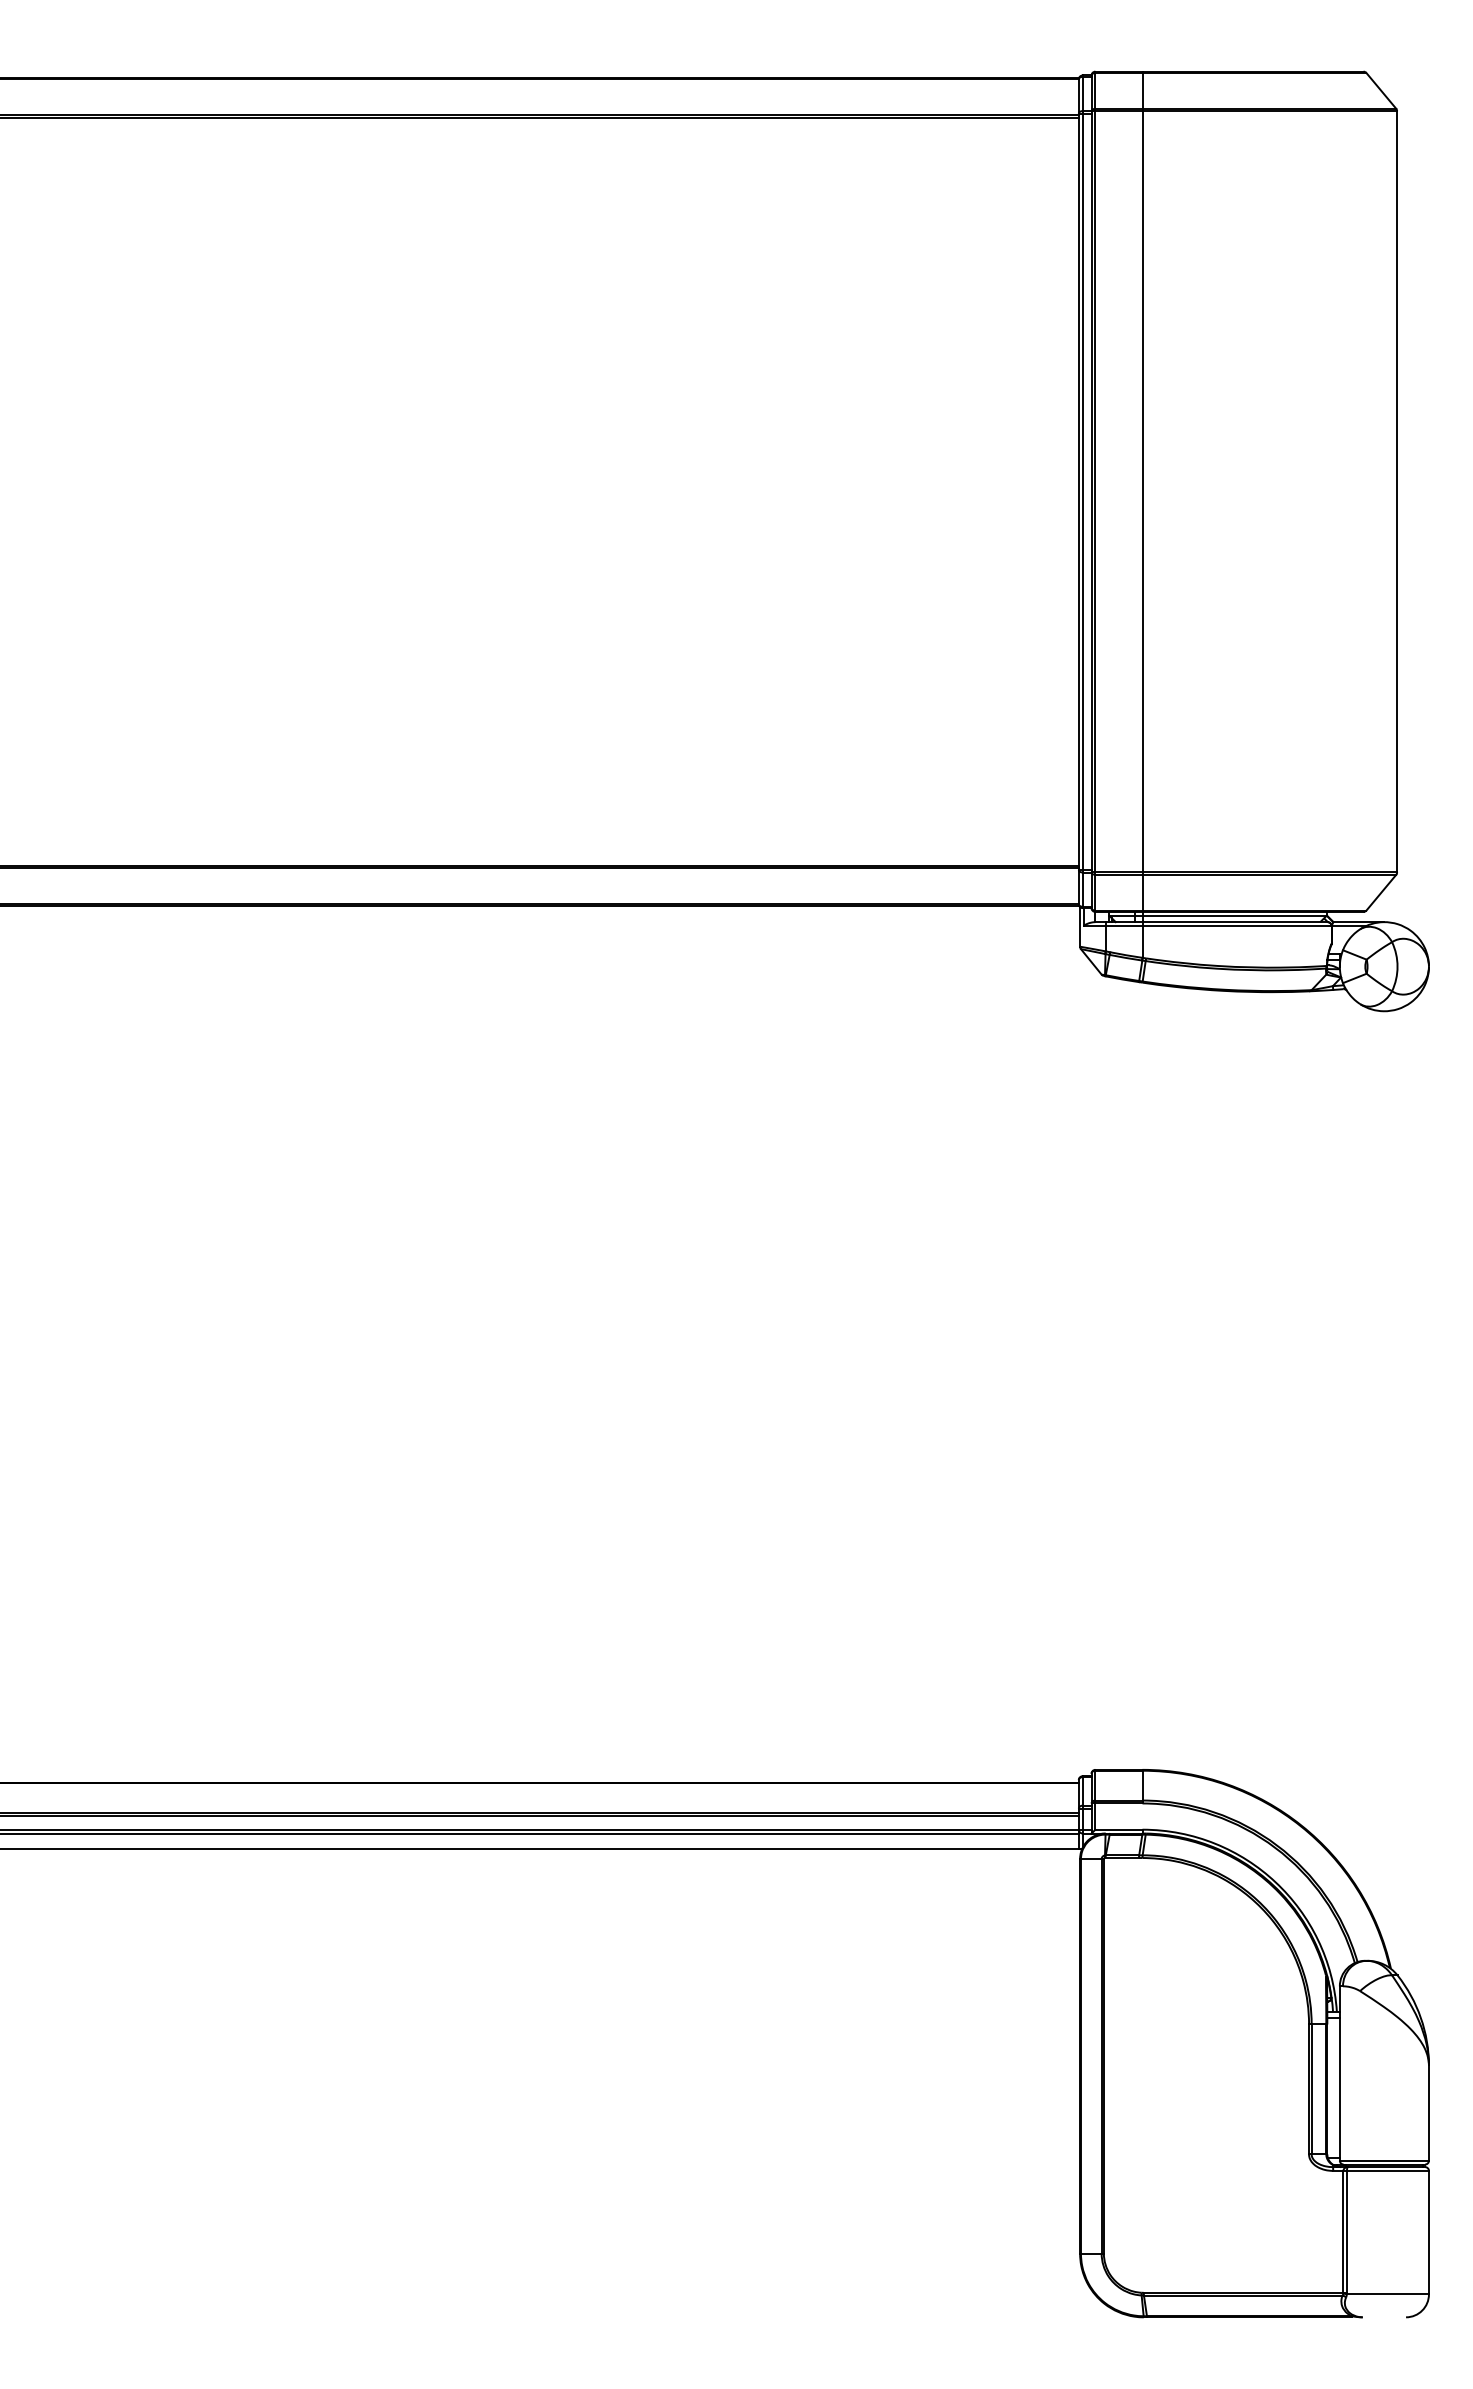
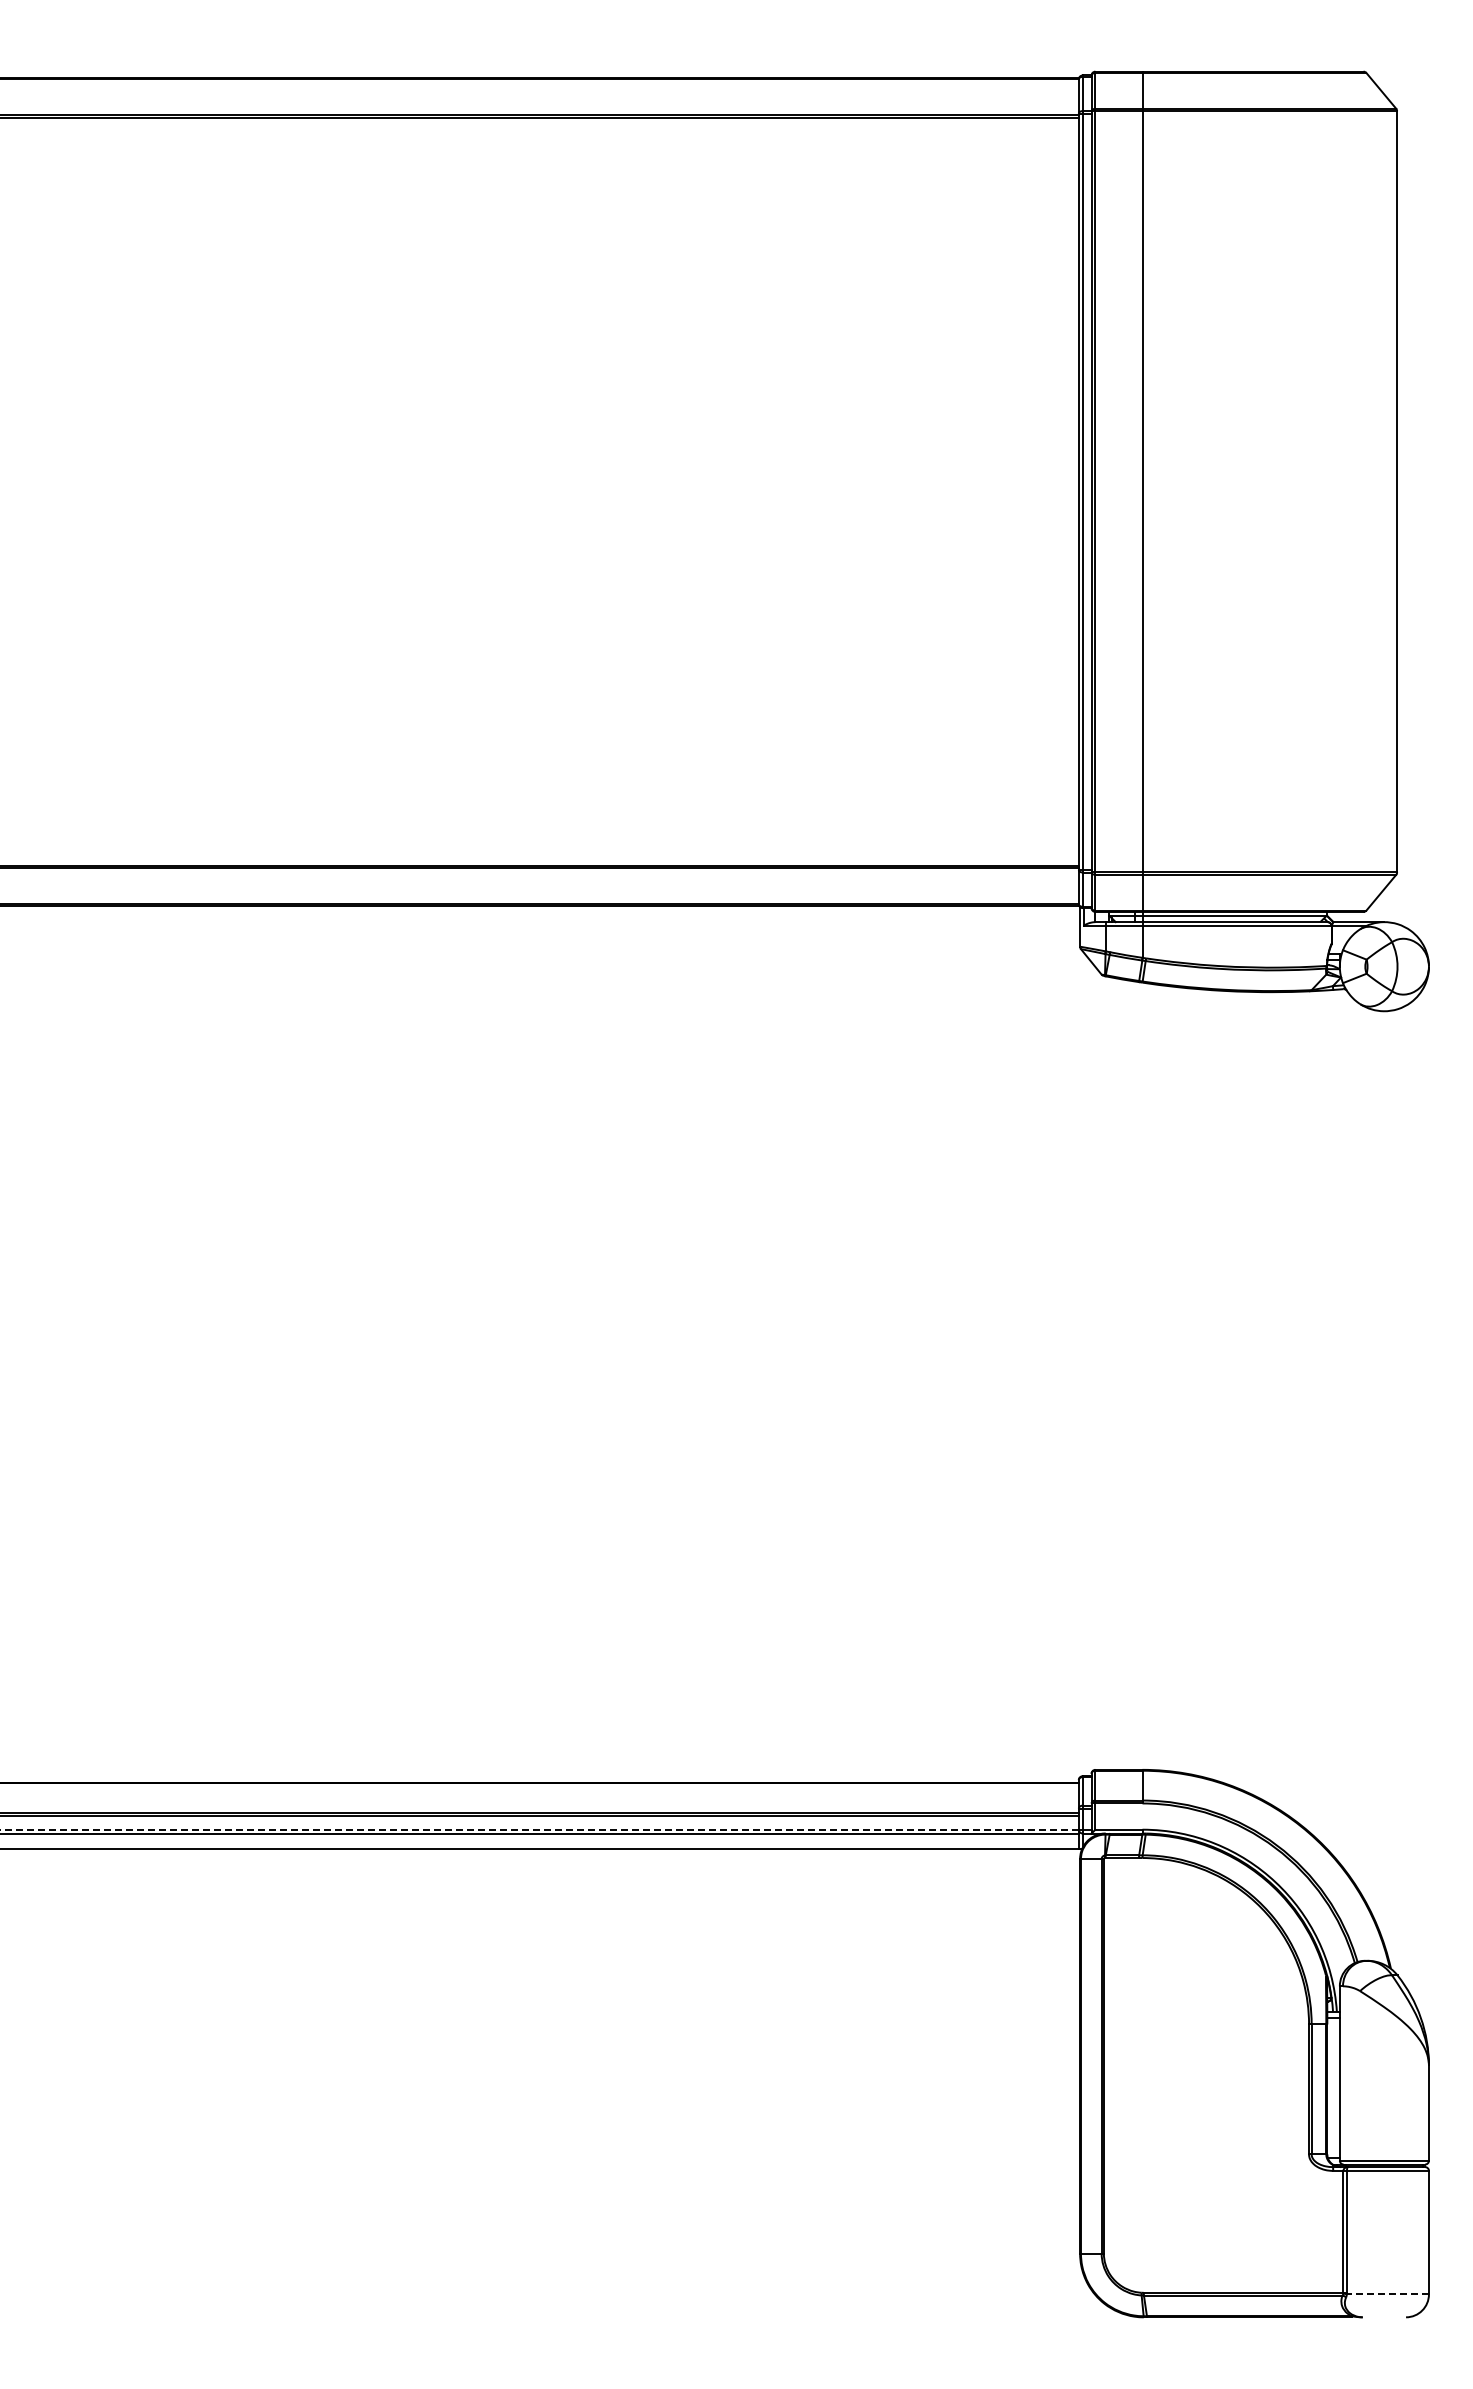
line: solid -> dashed (539, 1829)
line: solid -> dashed (1387, 2294)
